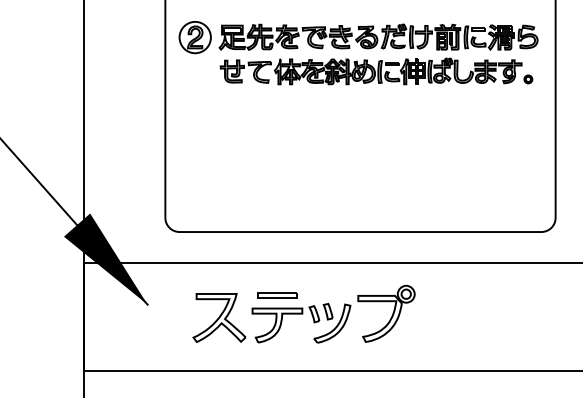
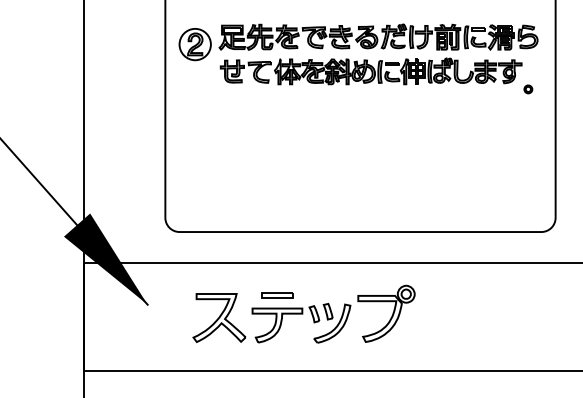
part position: (194, 37) -> (194, 44) (194, 44)
part position: (528, 79) -> (528, 89) (528, 89)
part size: 41x7 px -> 33x7 px (277, 295)
